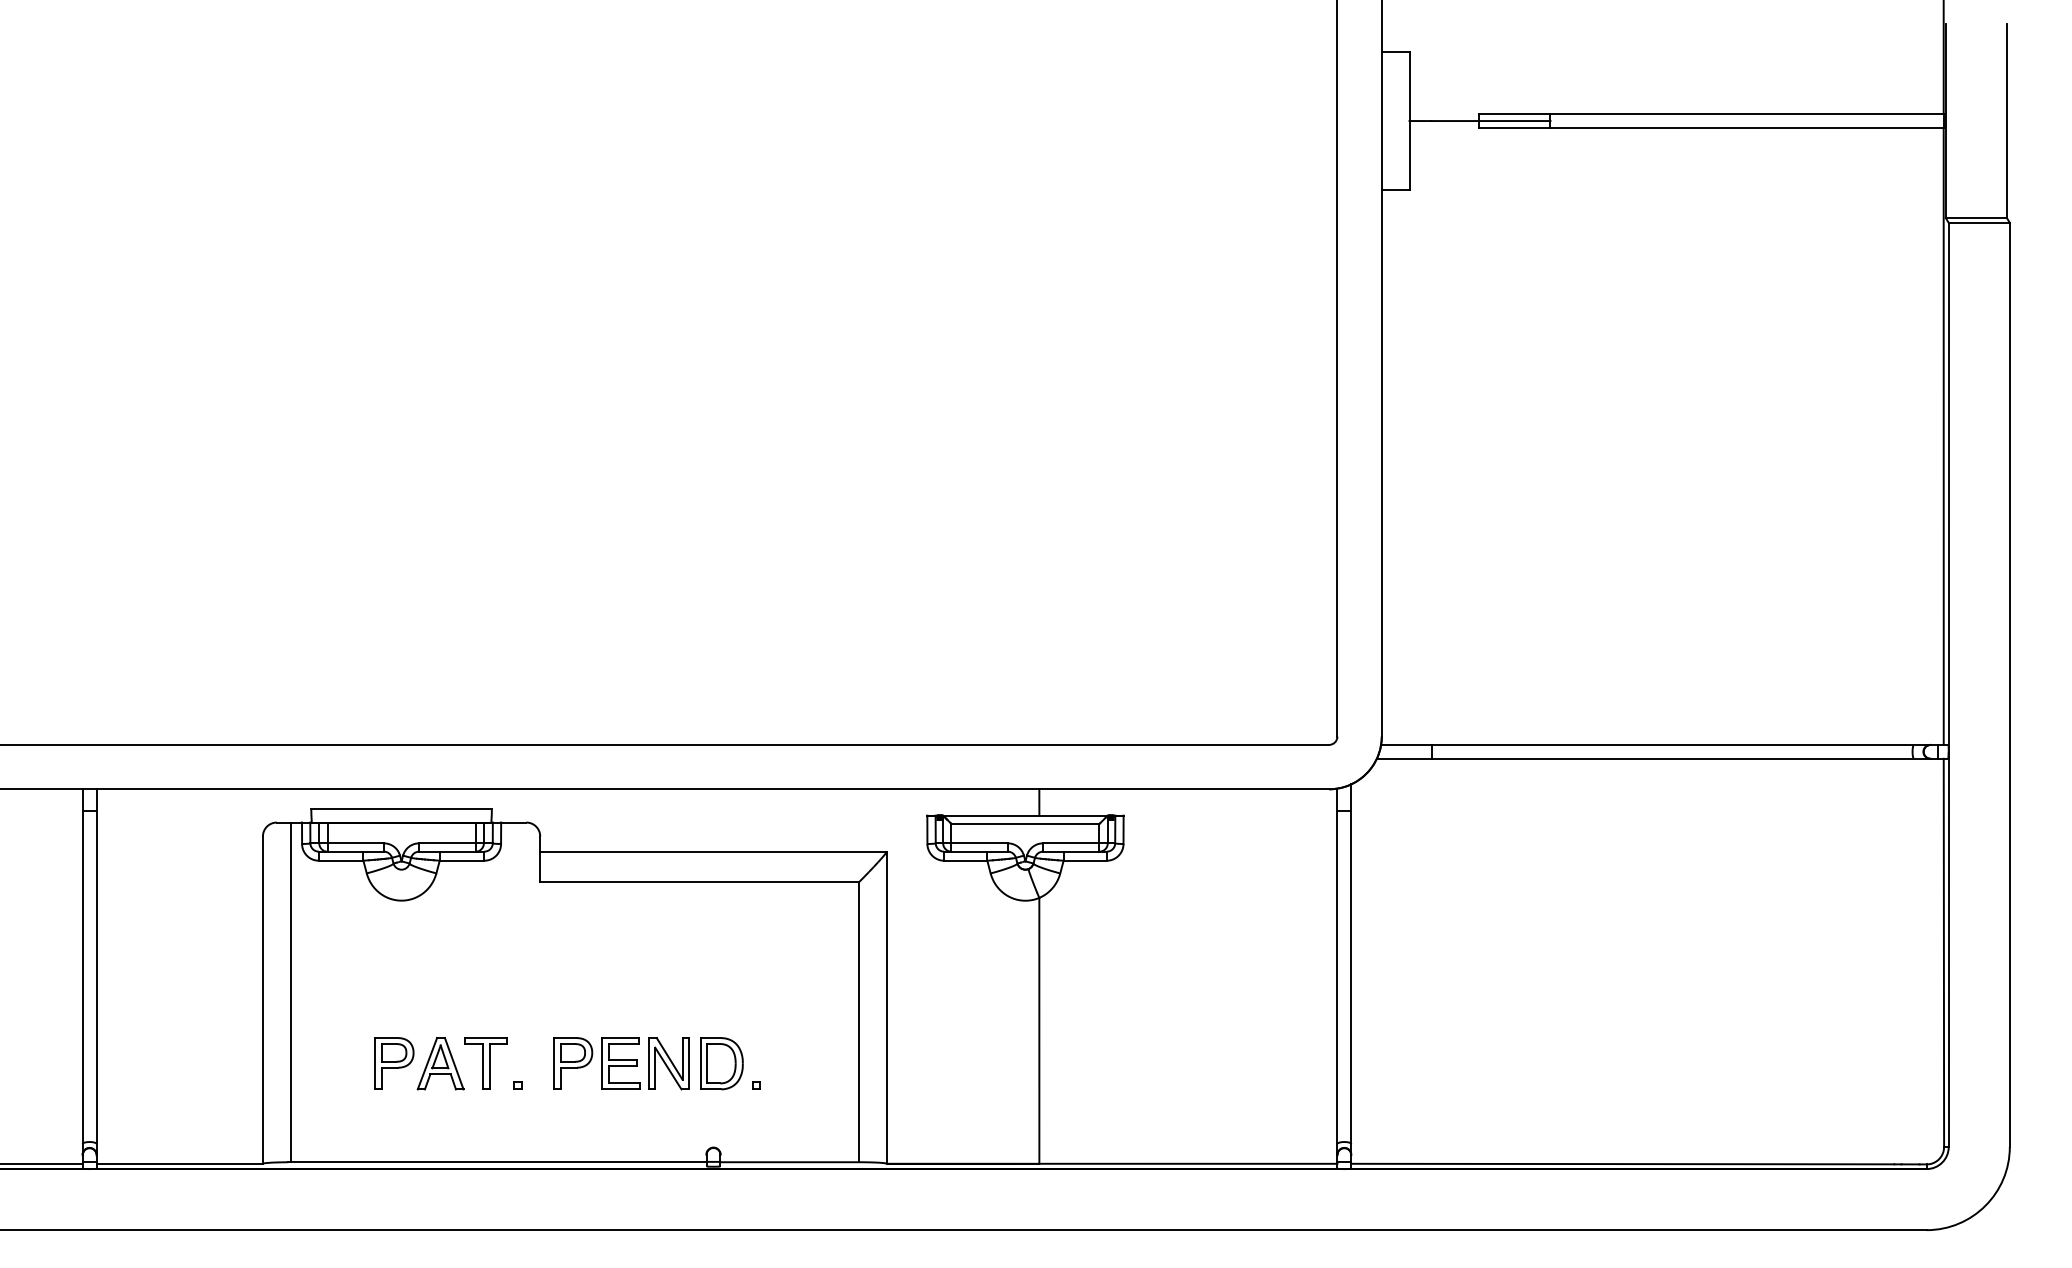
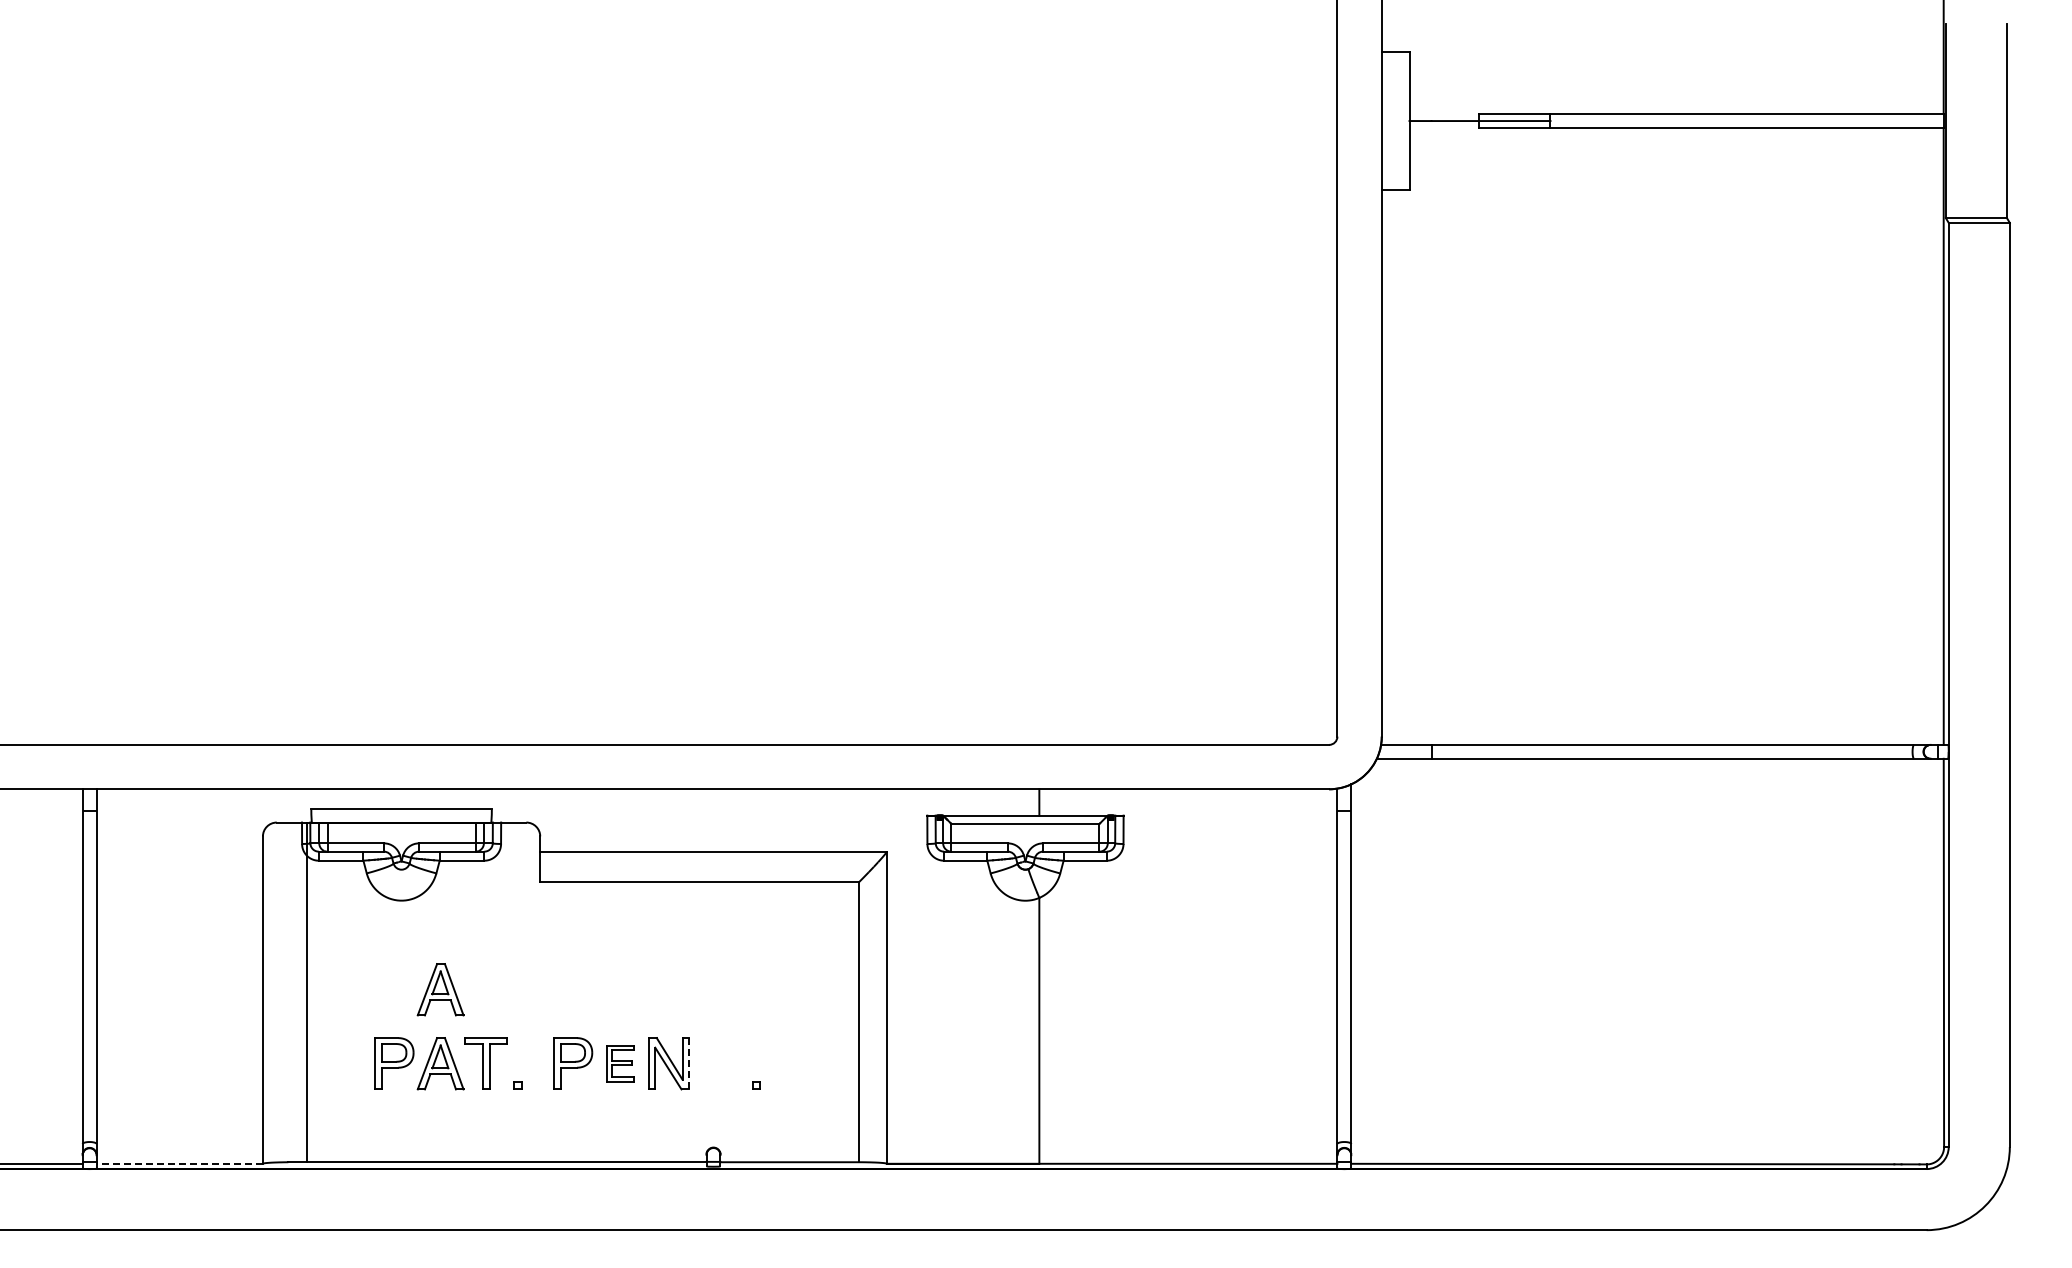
part: none -> present (440, 989)
line position: (290, 992) -> (306, 992) (306, 992)
part size: 40x53 px -> 29x38 px (620, 1063)
line: solid -> dashed (689, 1063)
part: present -> none (721, 1063)
line: solid -> dashed (179, 1163)
